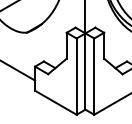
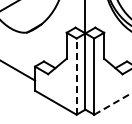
line: solid -> dashed (76, 76)
line: solid -> dashed (113, 103)
